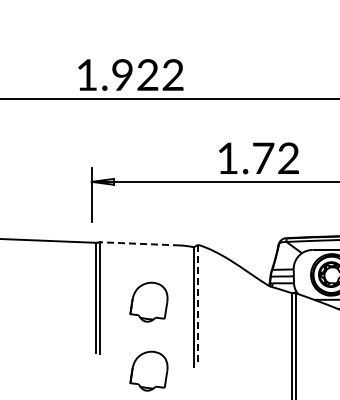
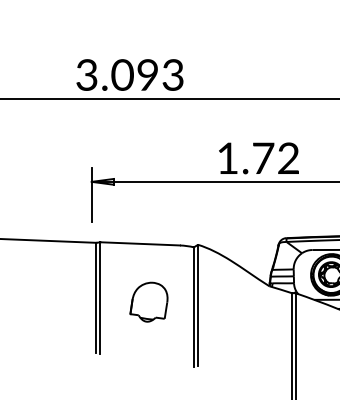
text: 1.922 -> 3.093 (129, 74)
line: dashed -> solid (140, 243)
line: dashed -> solid (198, 305)
part: present -> none (148, 370)
